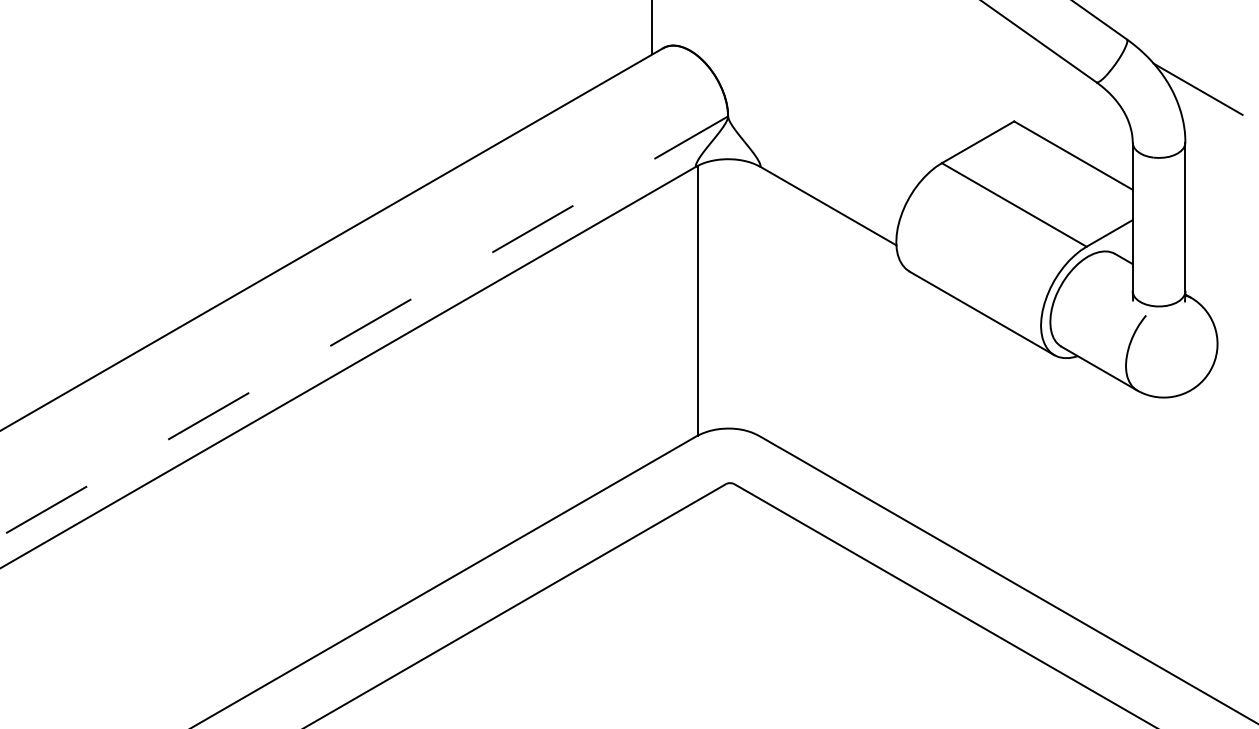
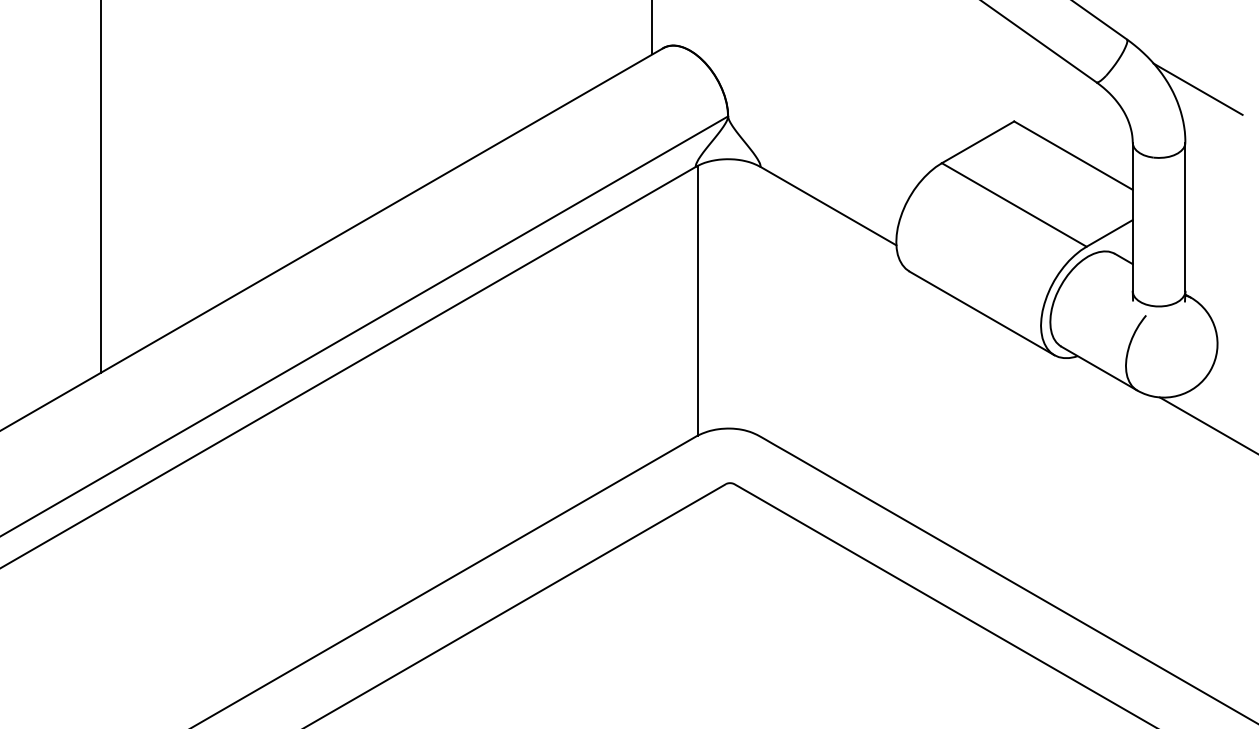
line: none -> present (100, 187)
line: dashed -> solid (364, 326)
line: none -> present (1207, 424)
